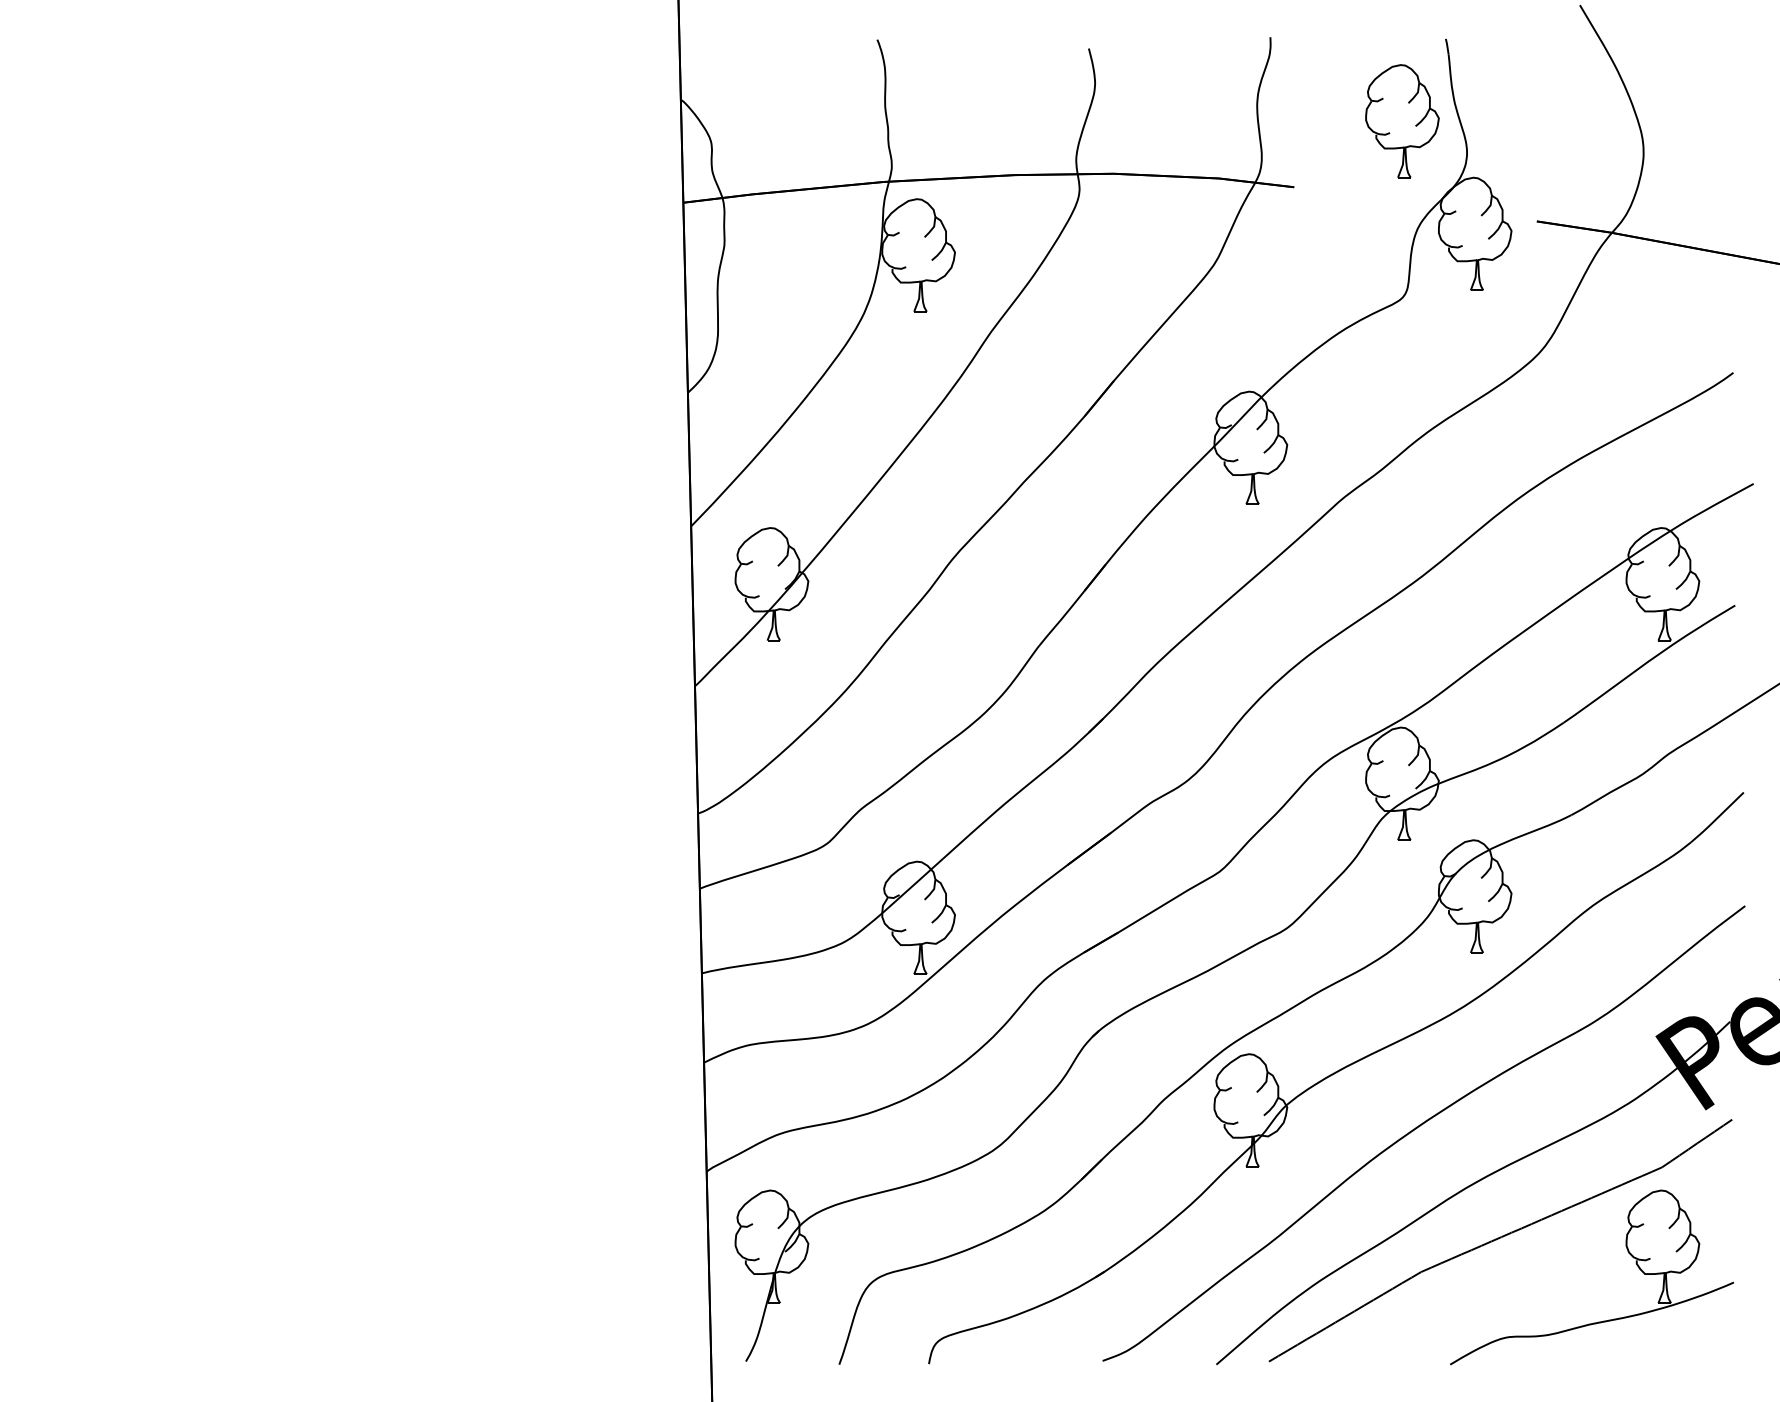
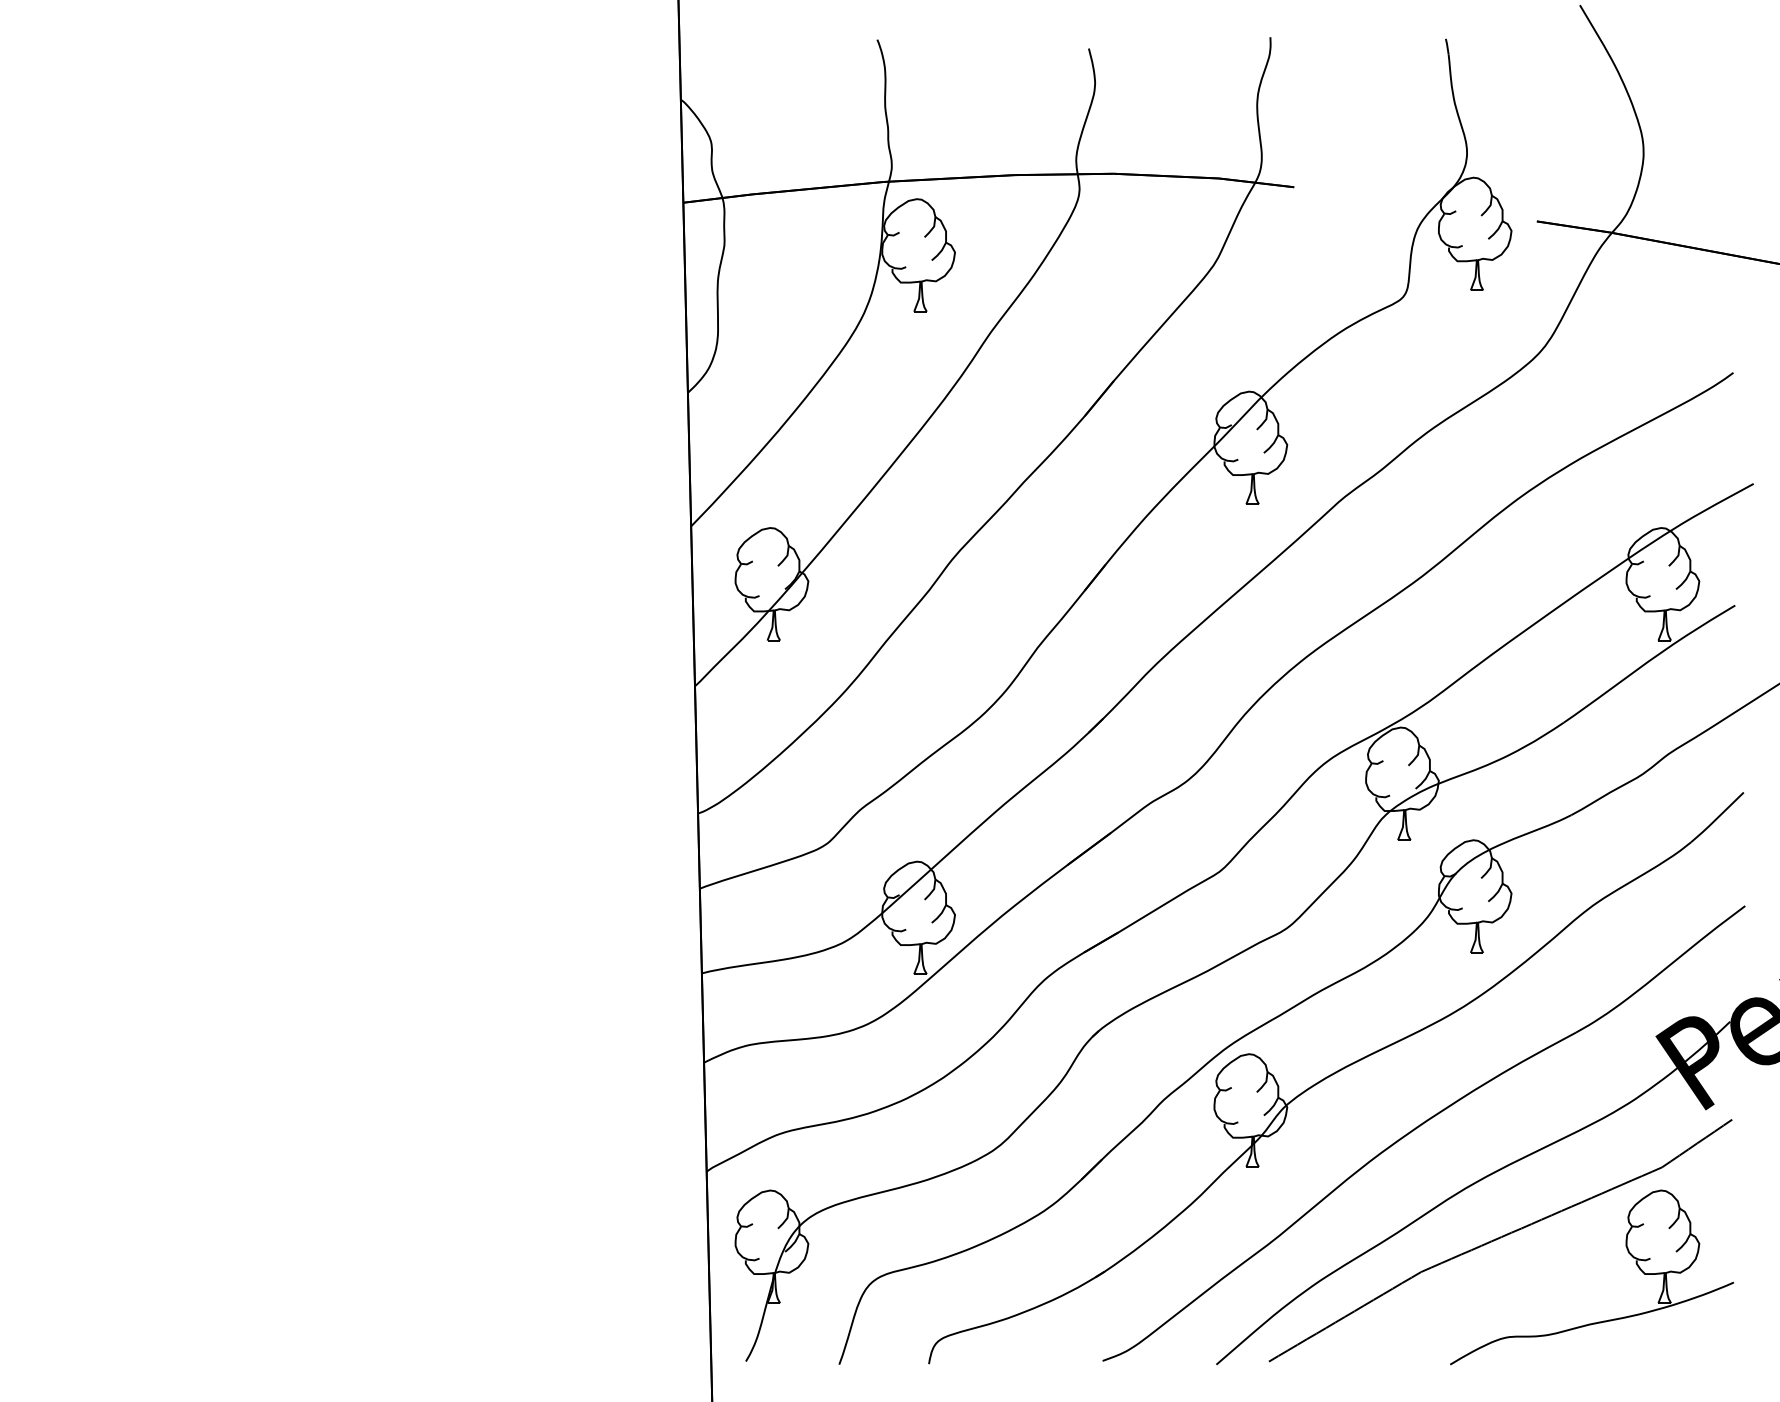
part: present -> none (1402, 121)
